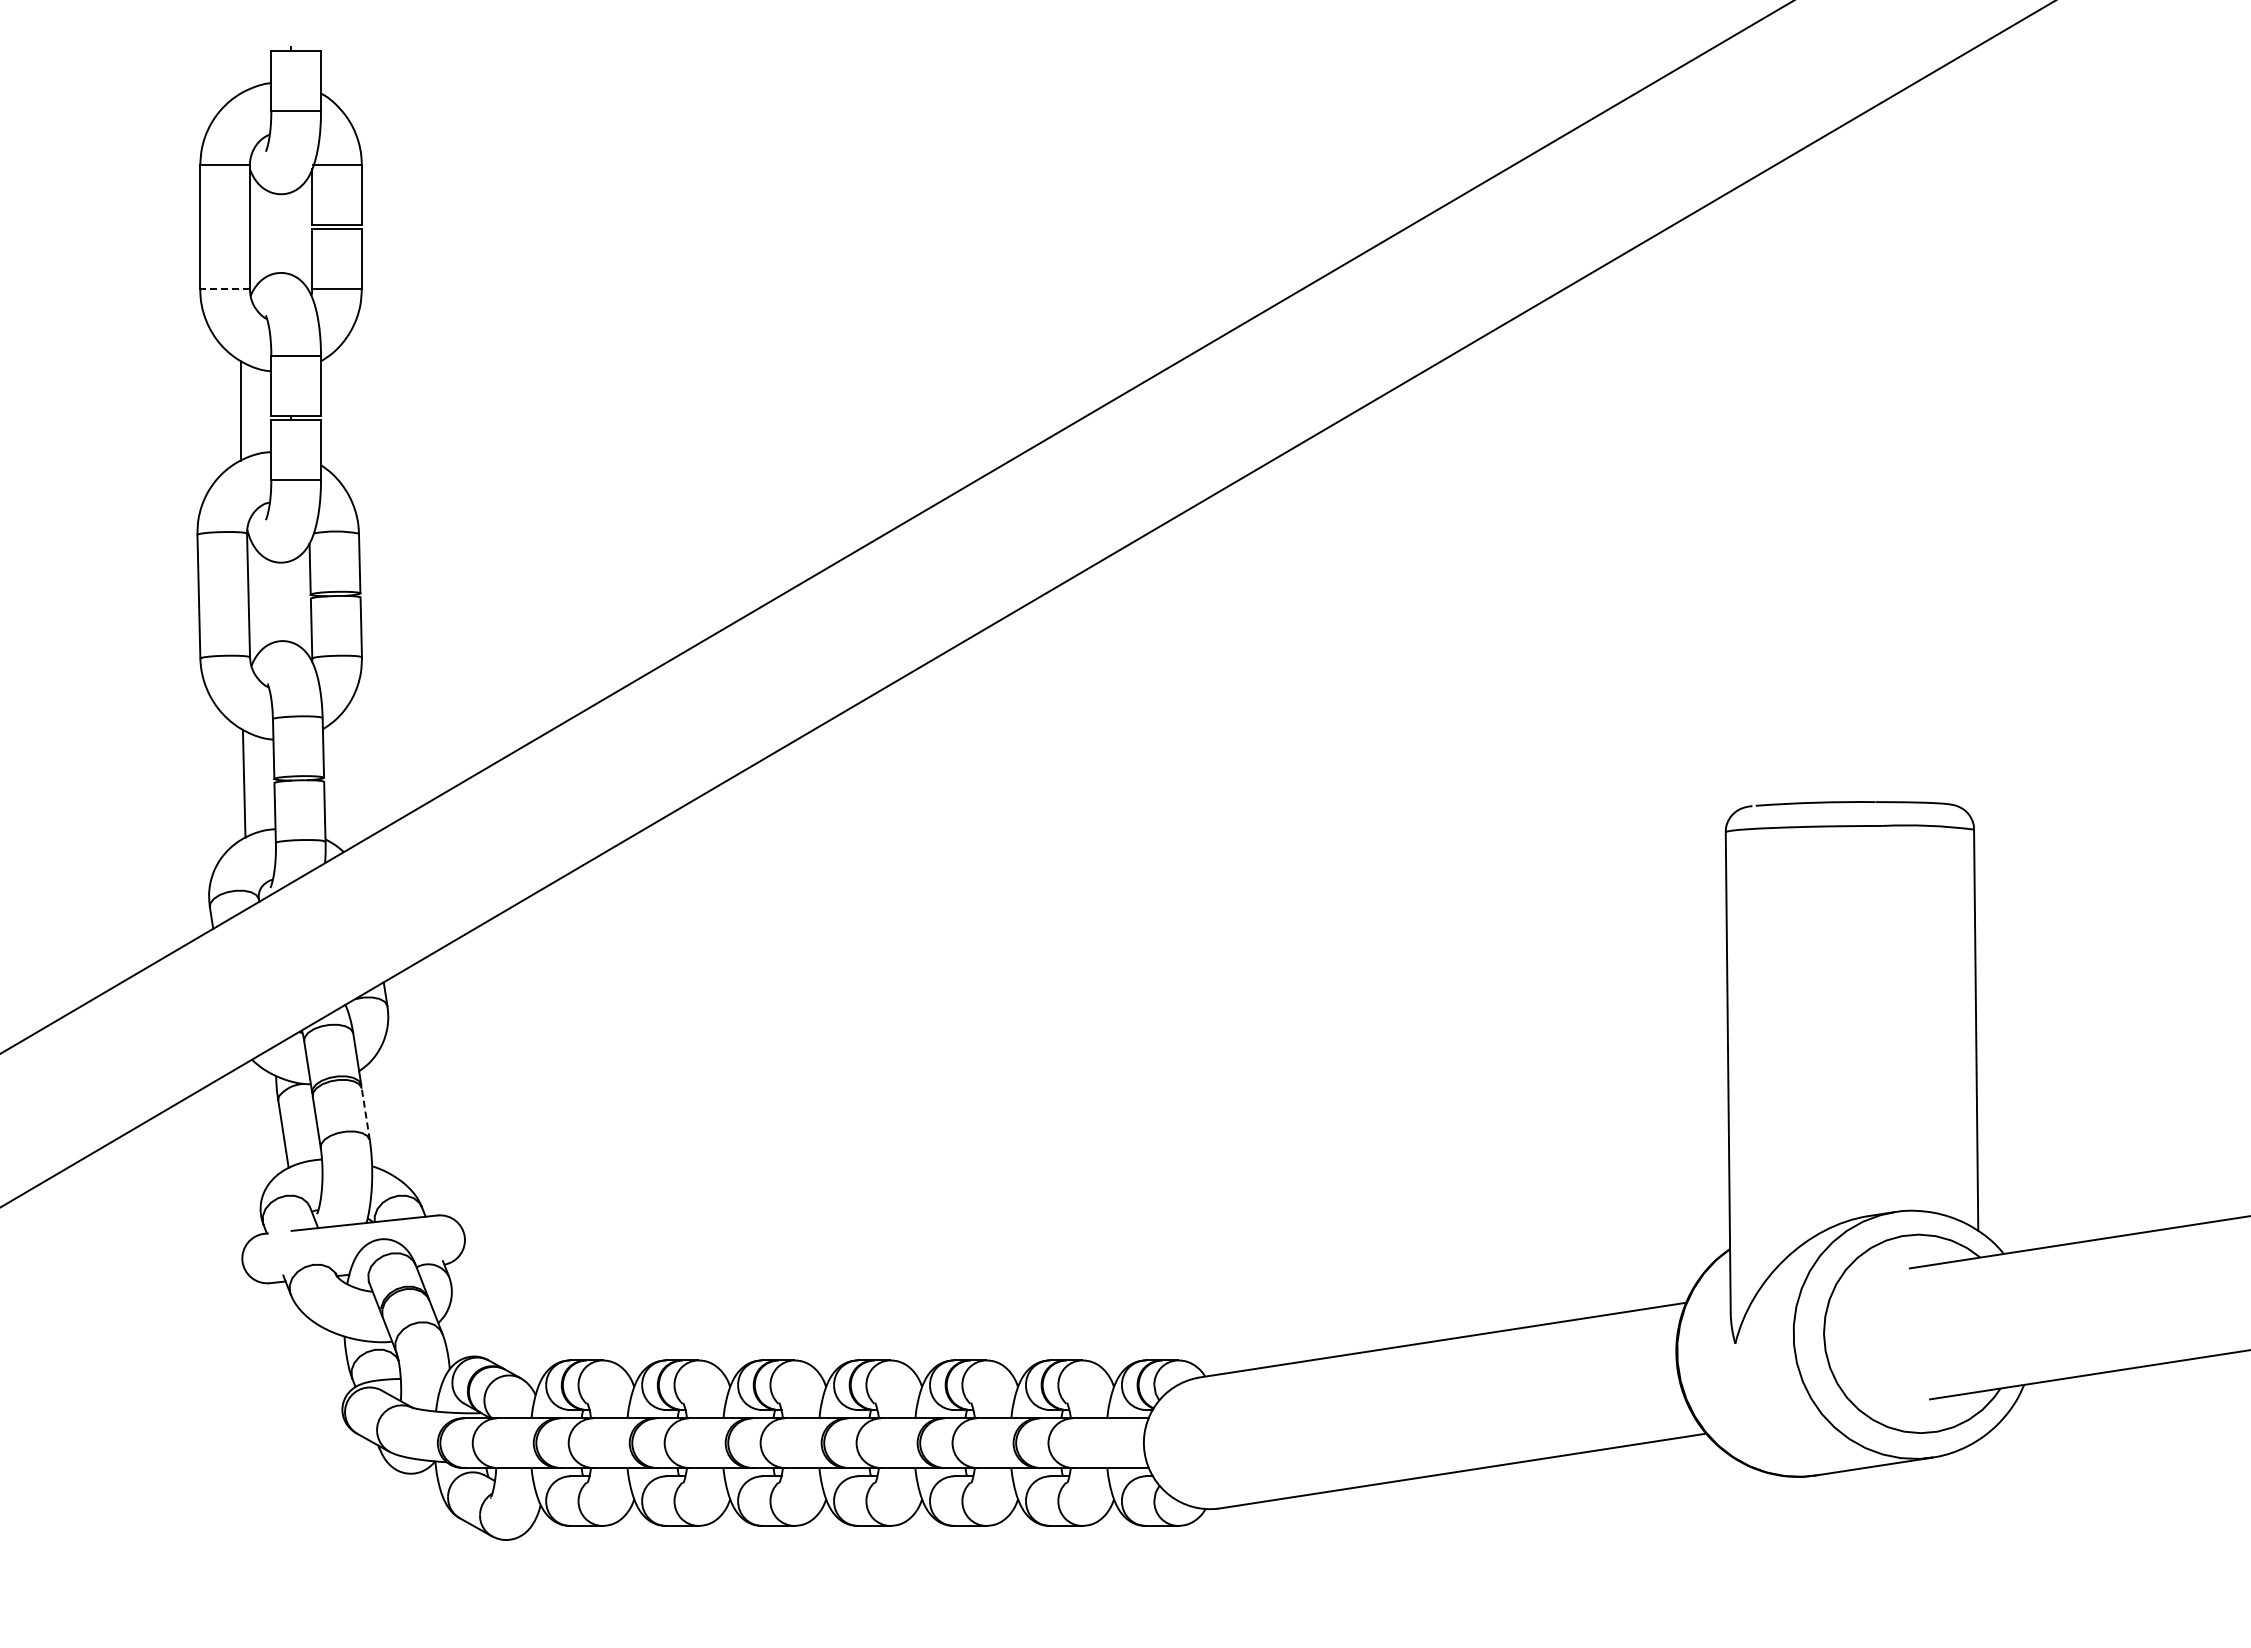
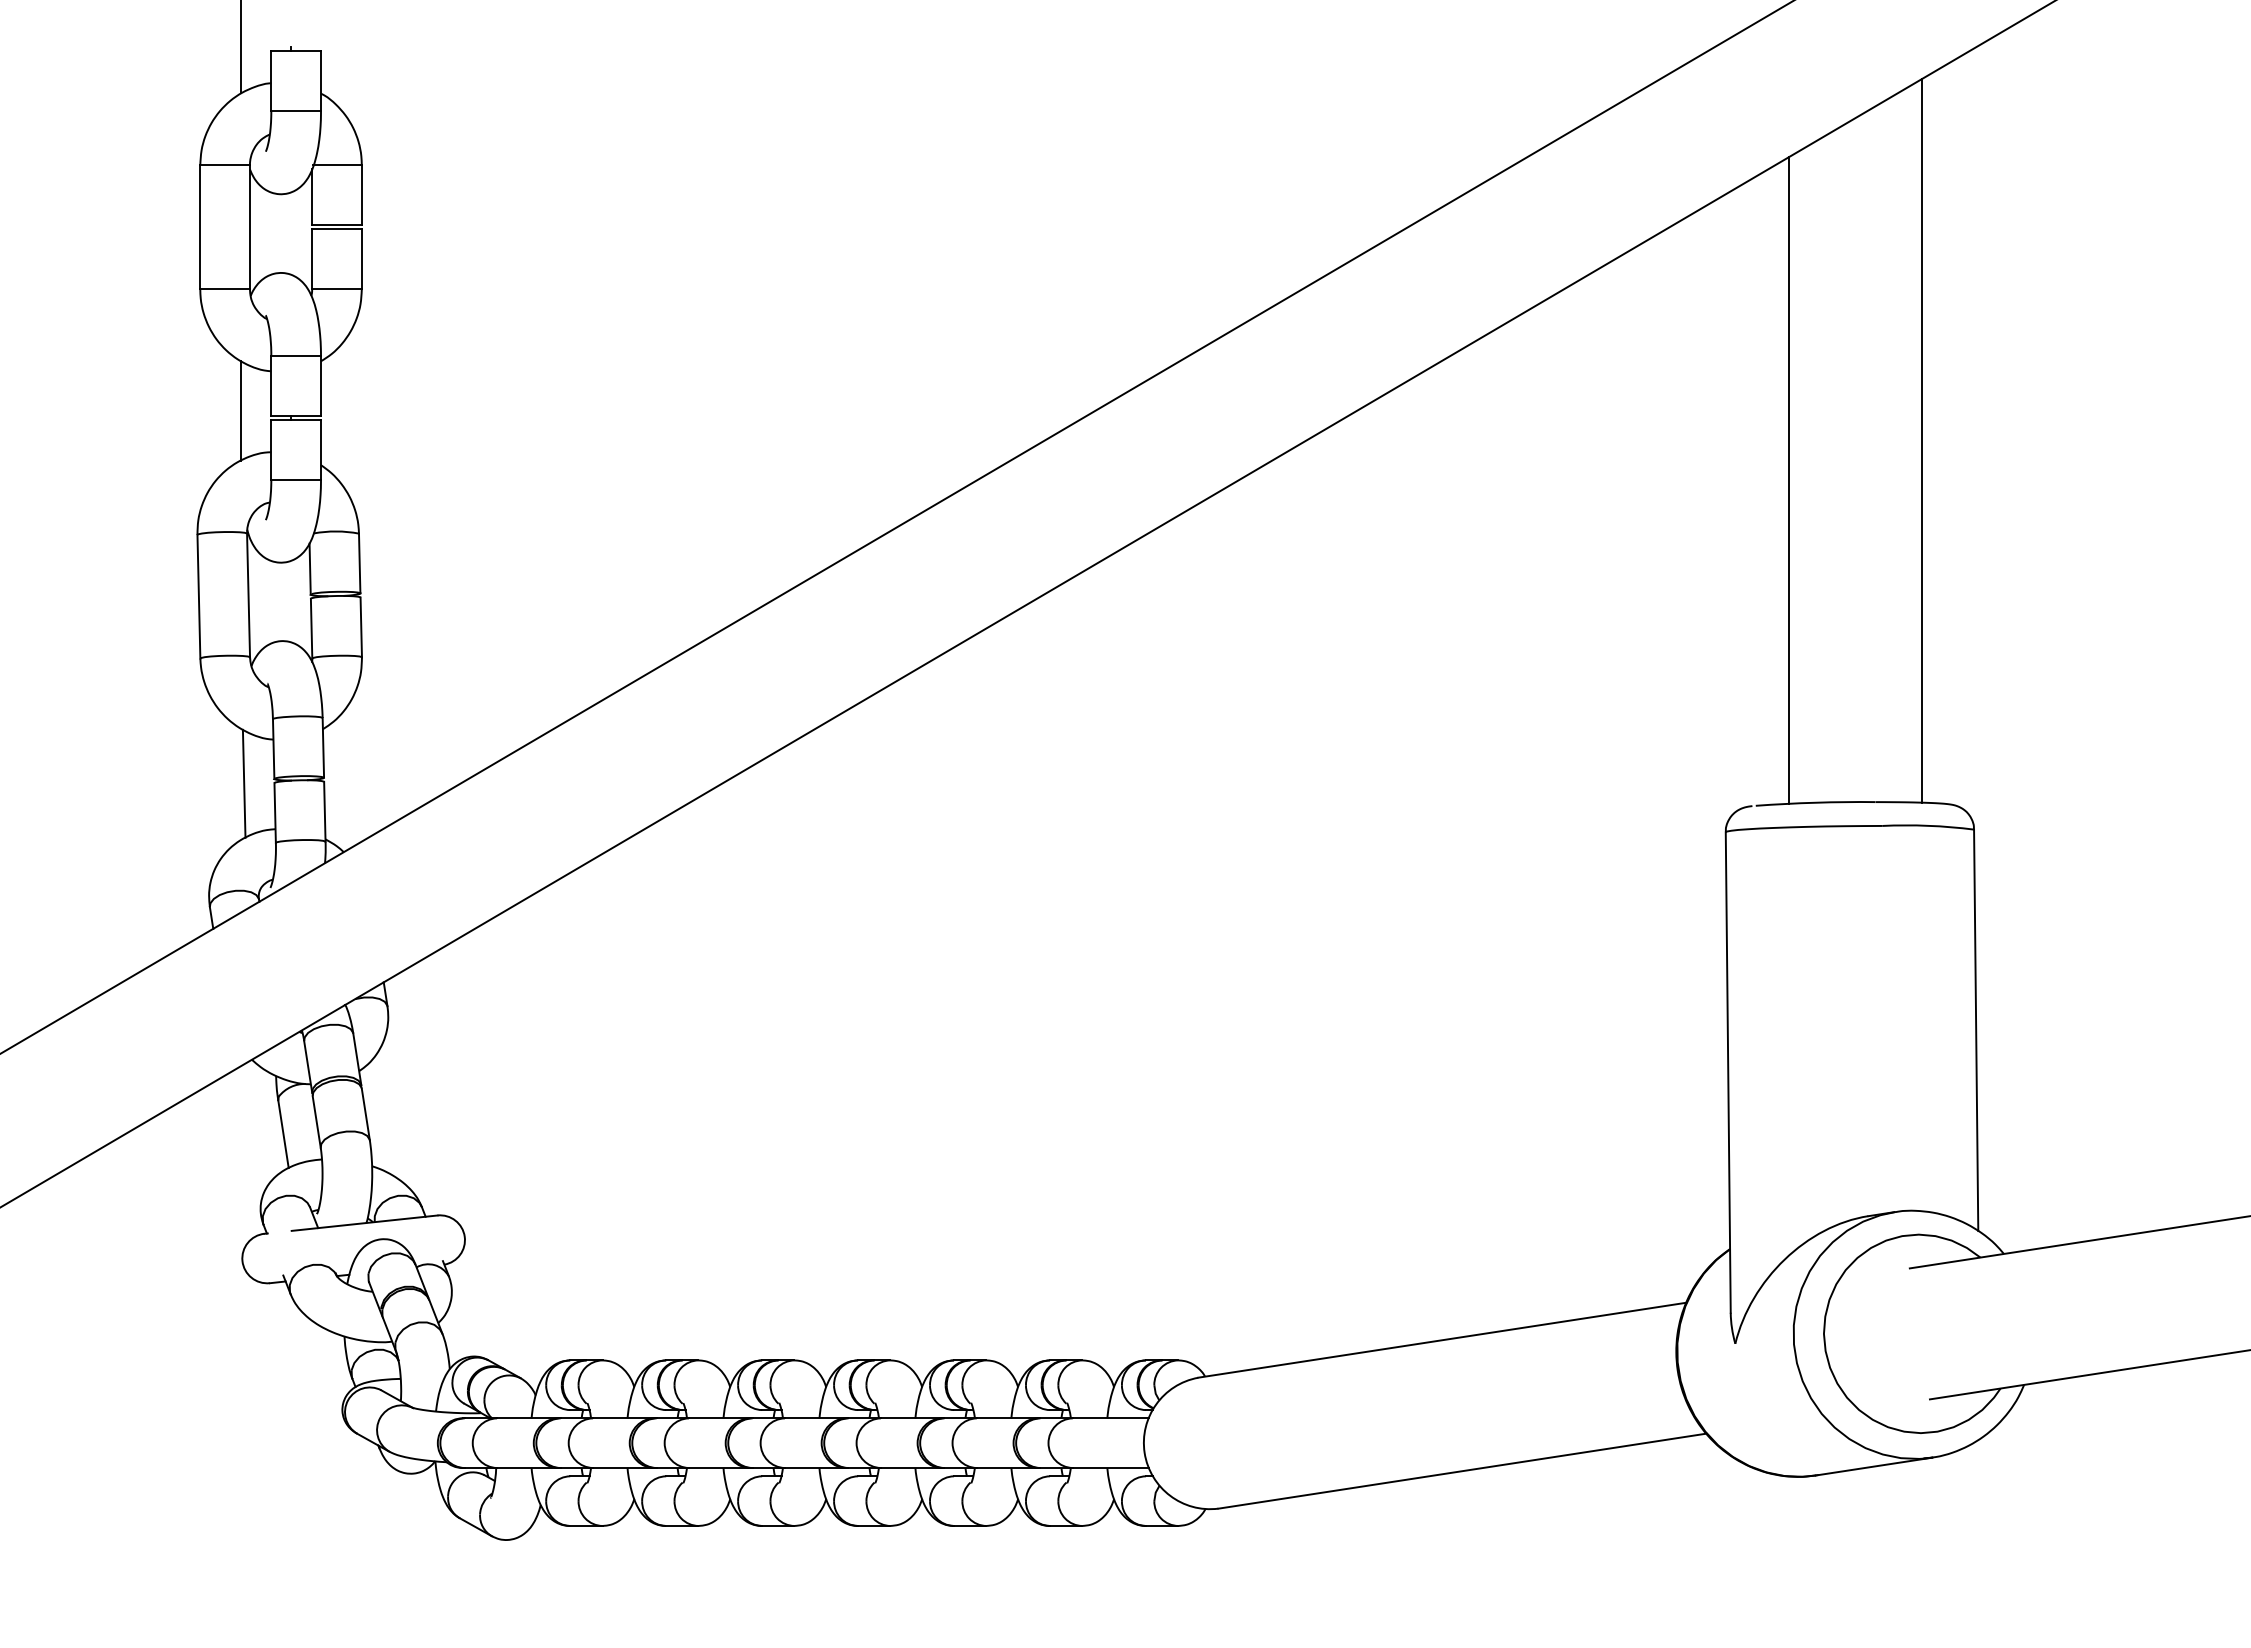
line: none -> present (241, 47)
line: dashed -> solid (225, 289)
line: none -> present (1921, 440)
line: none -> present (1789, 480)
line: dashed -> solid (365, 1113)
